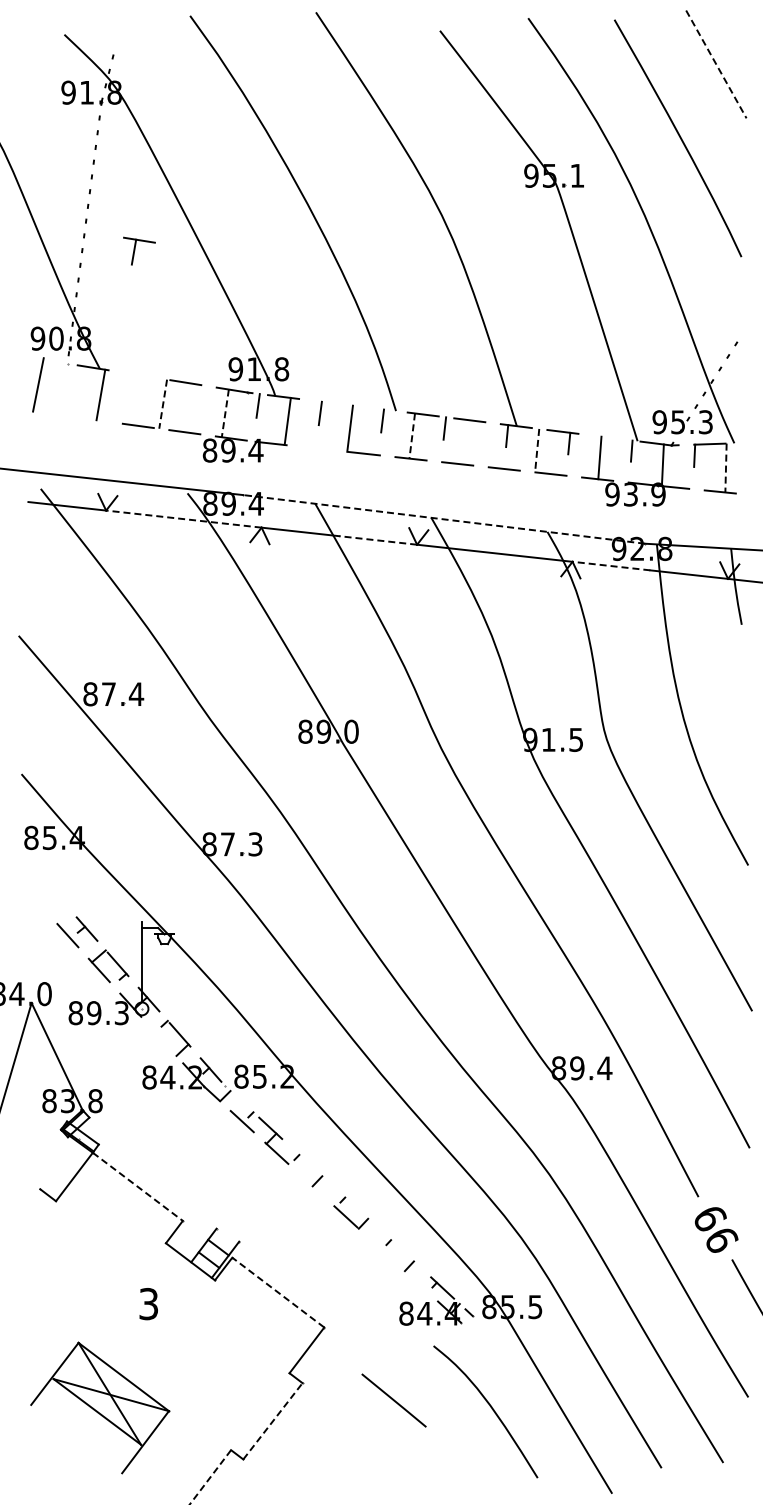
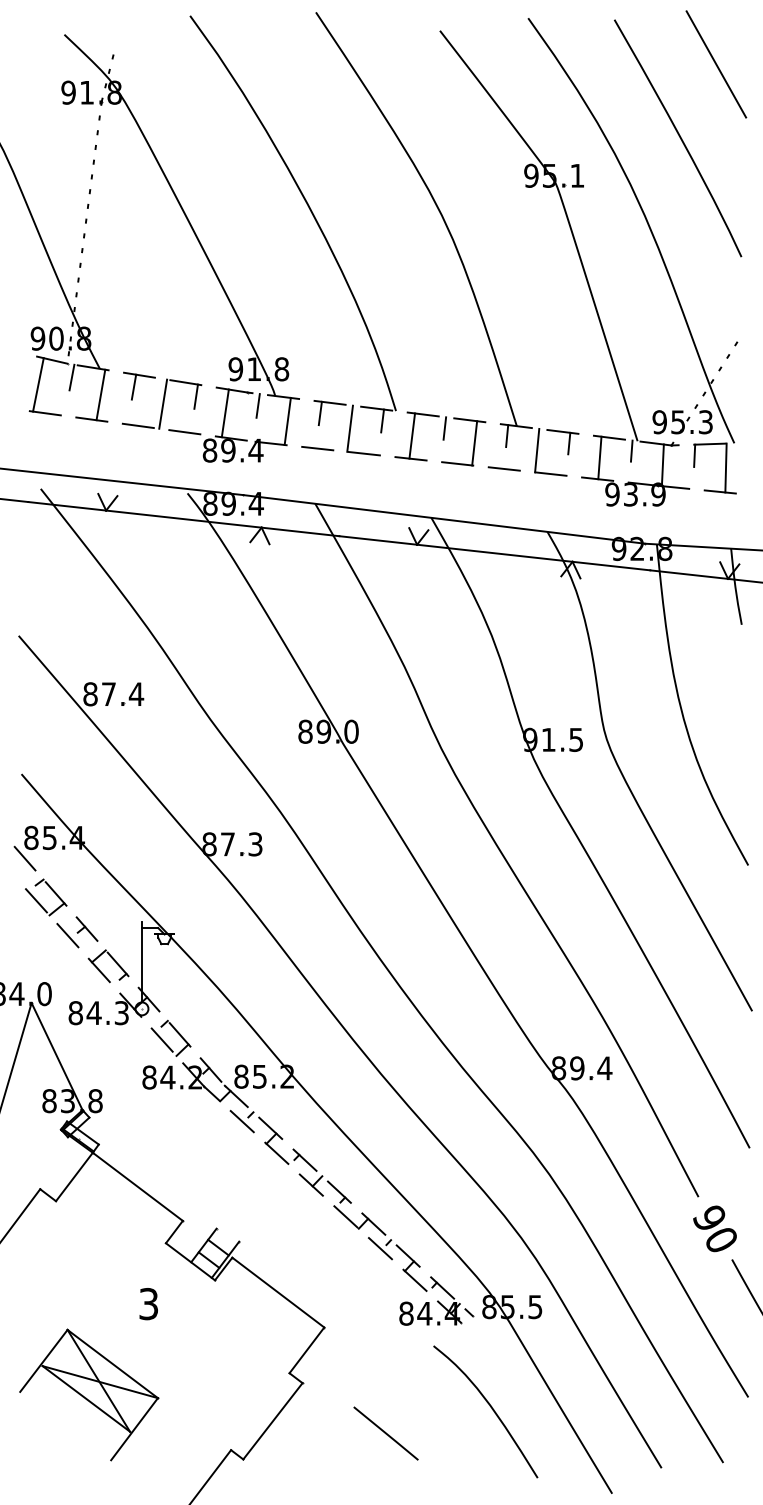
line: dashed -> solid (716, 64)
part position: (139, 250) -> (139, 385) (139, 385)
line: none -> present (52, 359)
line: none -> present (71, 377)
line: none -> present (195, 396)
line: none -> present (329, 402)
line: dashed -> solid (163, 404)
line: none -> present (376, 408)
line: none -> present (44, 413)
line: dashed -> solid (225, 413)
line: none -> present (91, 419)
line: dashed -> solid (412, 436)
line: none -> present (608, 437)
line: none -> present (474, 443)
line: none -> present (317, 448)
line: dashed -> solid (537, 450)
line: dashed -> solid (725, 468)
line: none -> present (15, 500)
line: dashed -> solid (183, 519)
line: dashed -> solid (443, 519)
line: dashed -> solid (377, 540)
line: dashed -> solid (610, 566)
line: none -> present (24, 858)
part: none -> present (52, 891)
text: 89.3 -> 84.3 (93, 1013)
line: none -> present (161, 1039)
line: none -> present (235, 1096)
line: none -> present (304, 1159)
line: none -> present (310, 1184)
line: dashed -> solid (138, 1187)
line: none -> present (338, 1191)
line: none -> present (21, 1214)
line: none -> present (373, 1223)
text: 66 -> 90 (715, 1228)
line: none -> present (379, 1248)
line: none -> present (407, 1255)
line: none -> present (414, 1279)
line: dashed -> solid (278, 1292)
line position: (393, 1400) -> (385, 1433) (385, 1433)
part position: (100, 1407) -> (89, 1394) (89, 1394)
line: dashed -> solid (273, 1420)
line: dashed -> solid (210, 1477)
